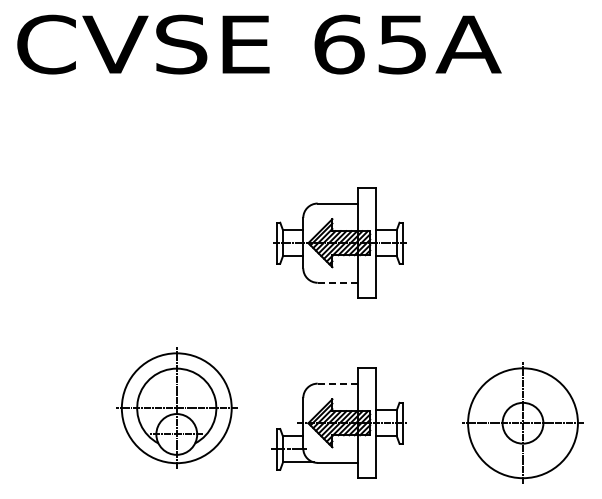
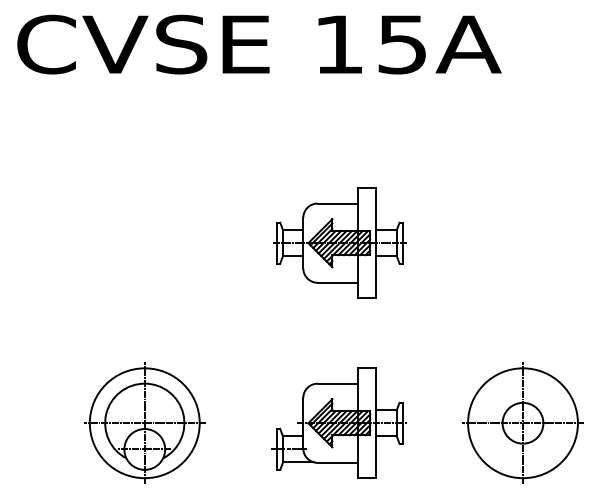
text: 65A -> 15A (339, 44)
line: dashed -> solid (337, 282)
line: dashed -> solid (337, 383)
part position: (176, 407) -> (144, 422) (144, 422)
